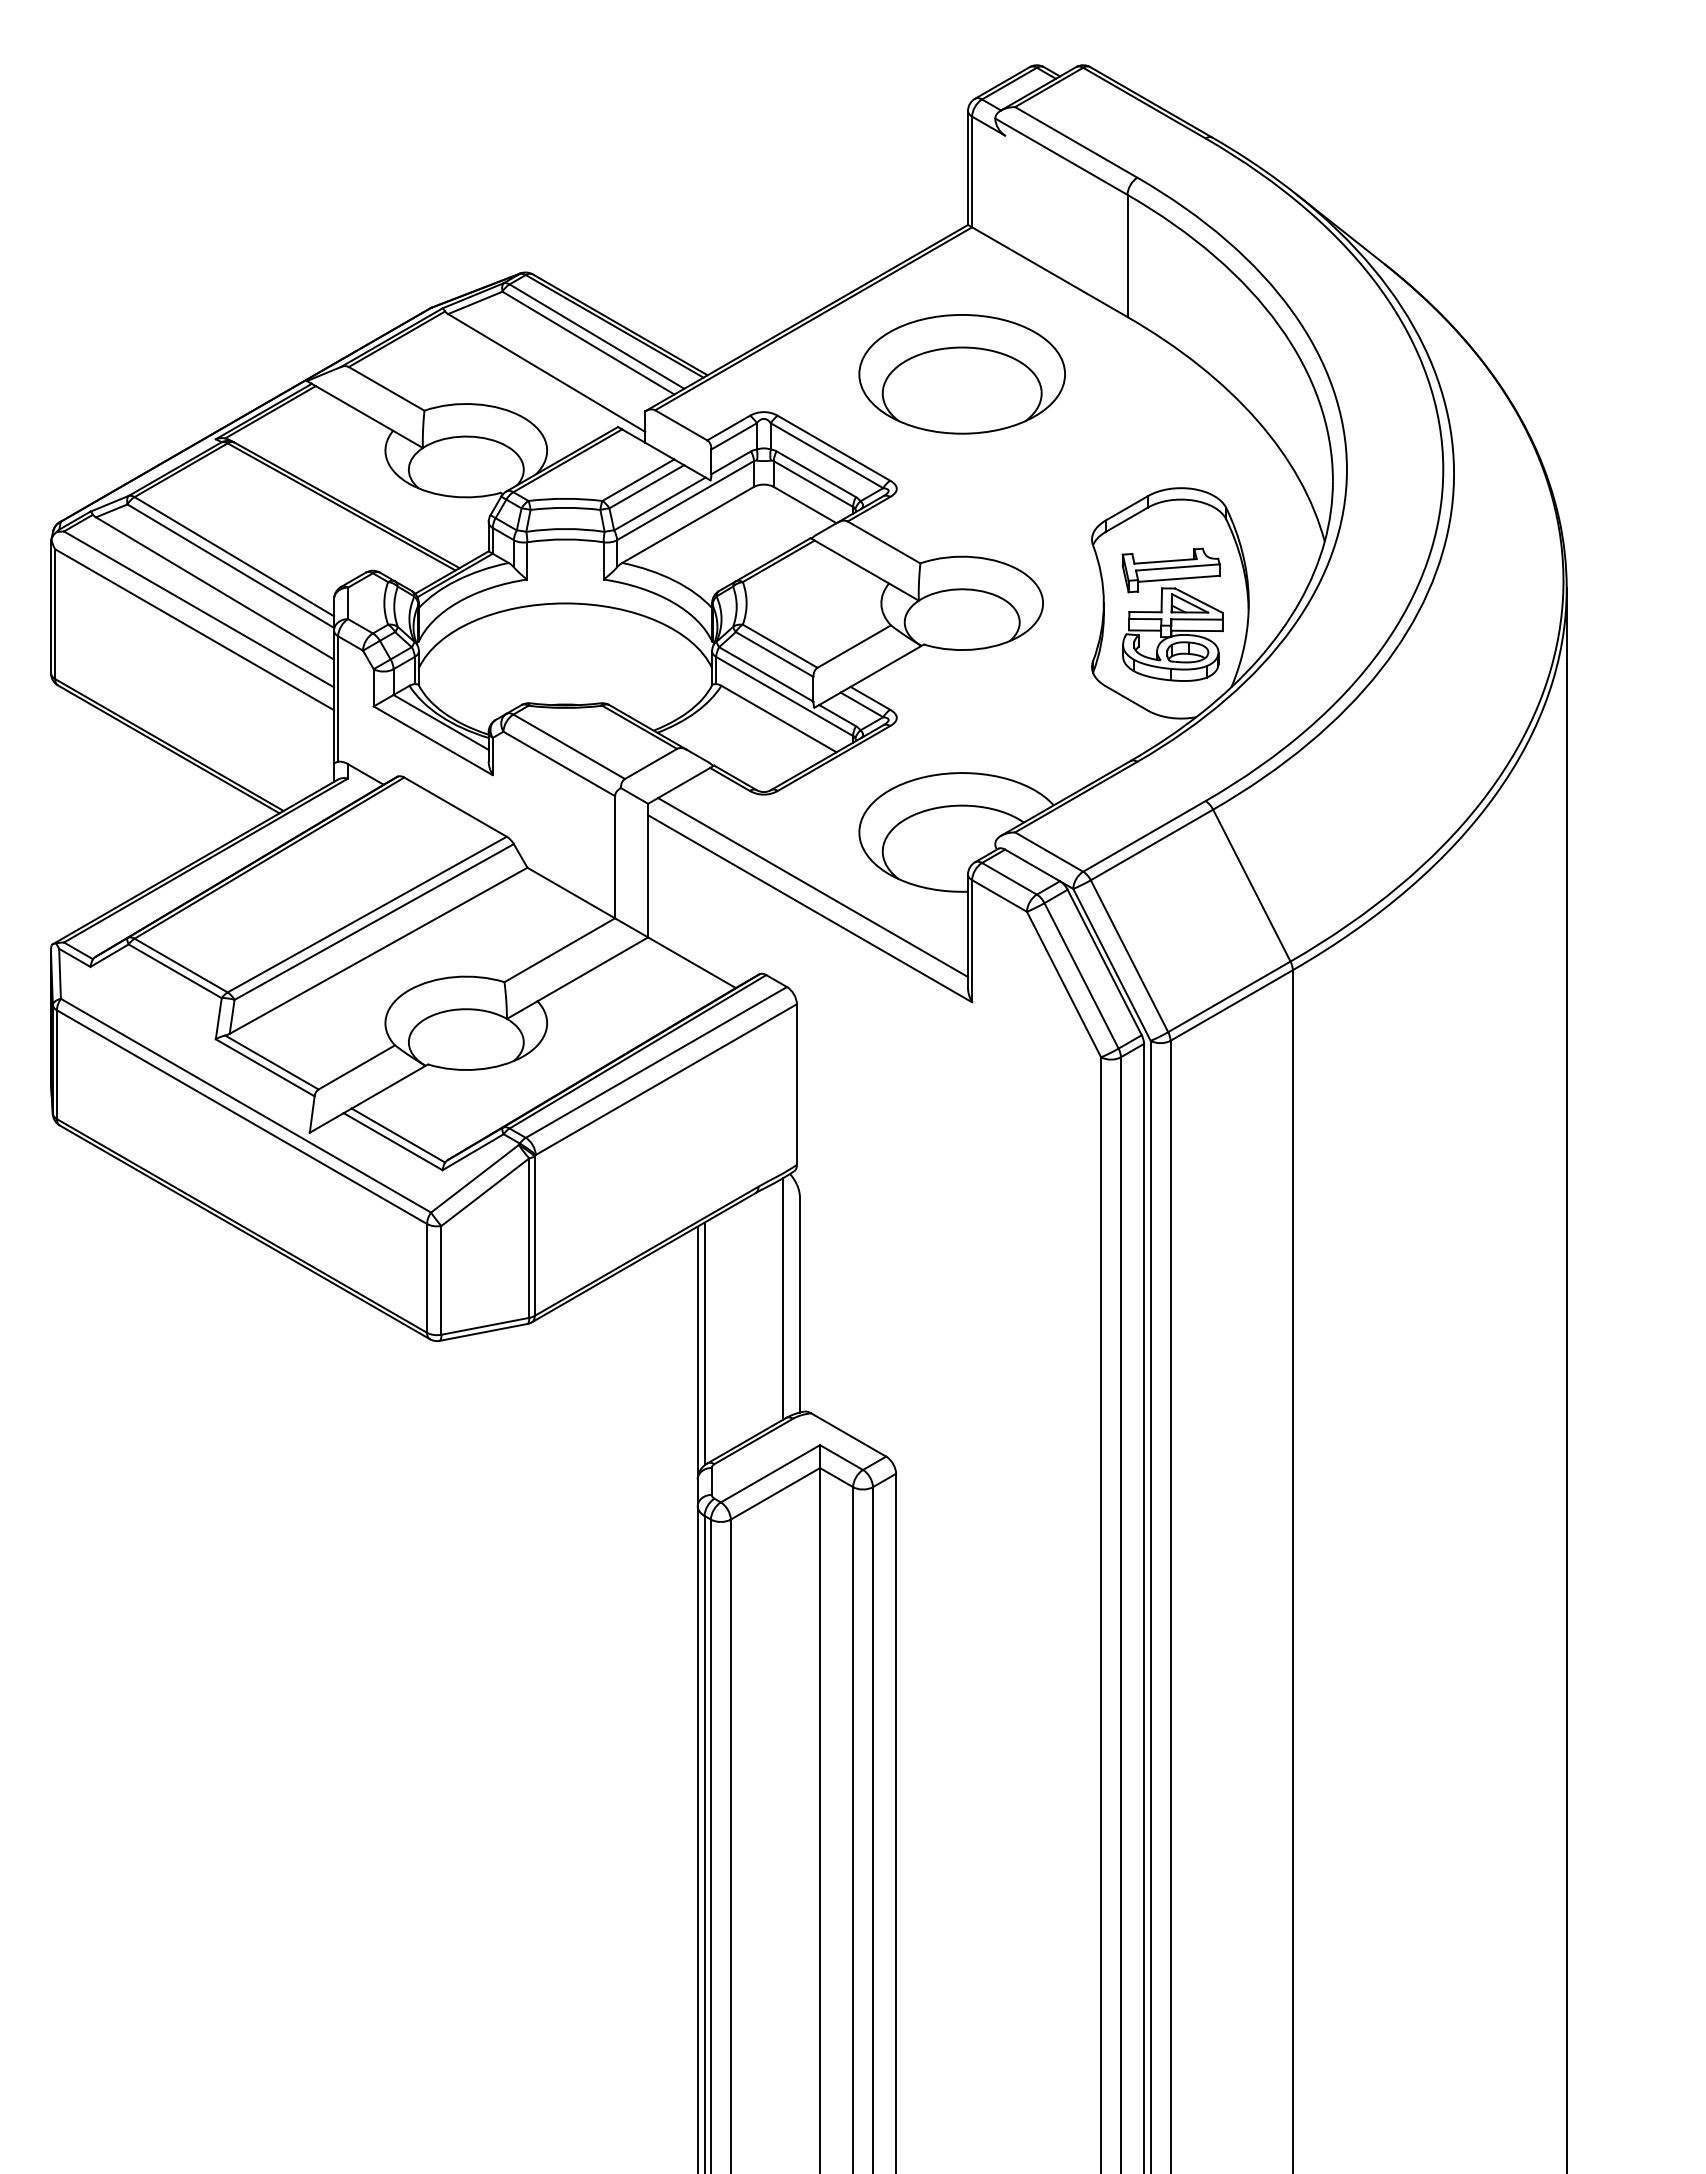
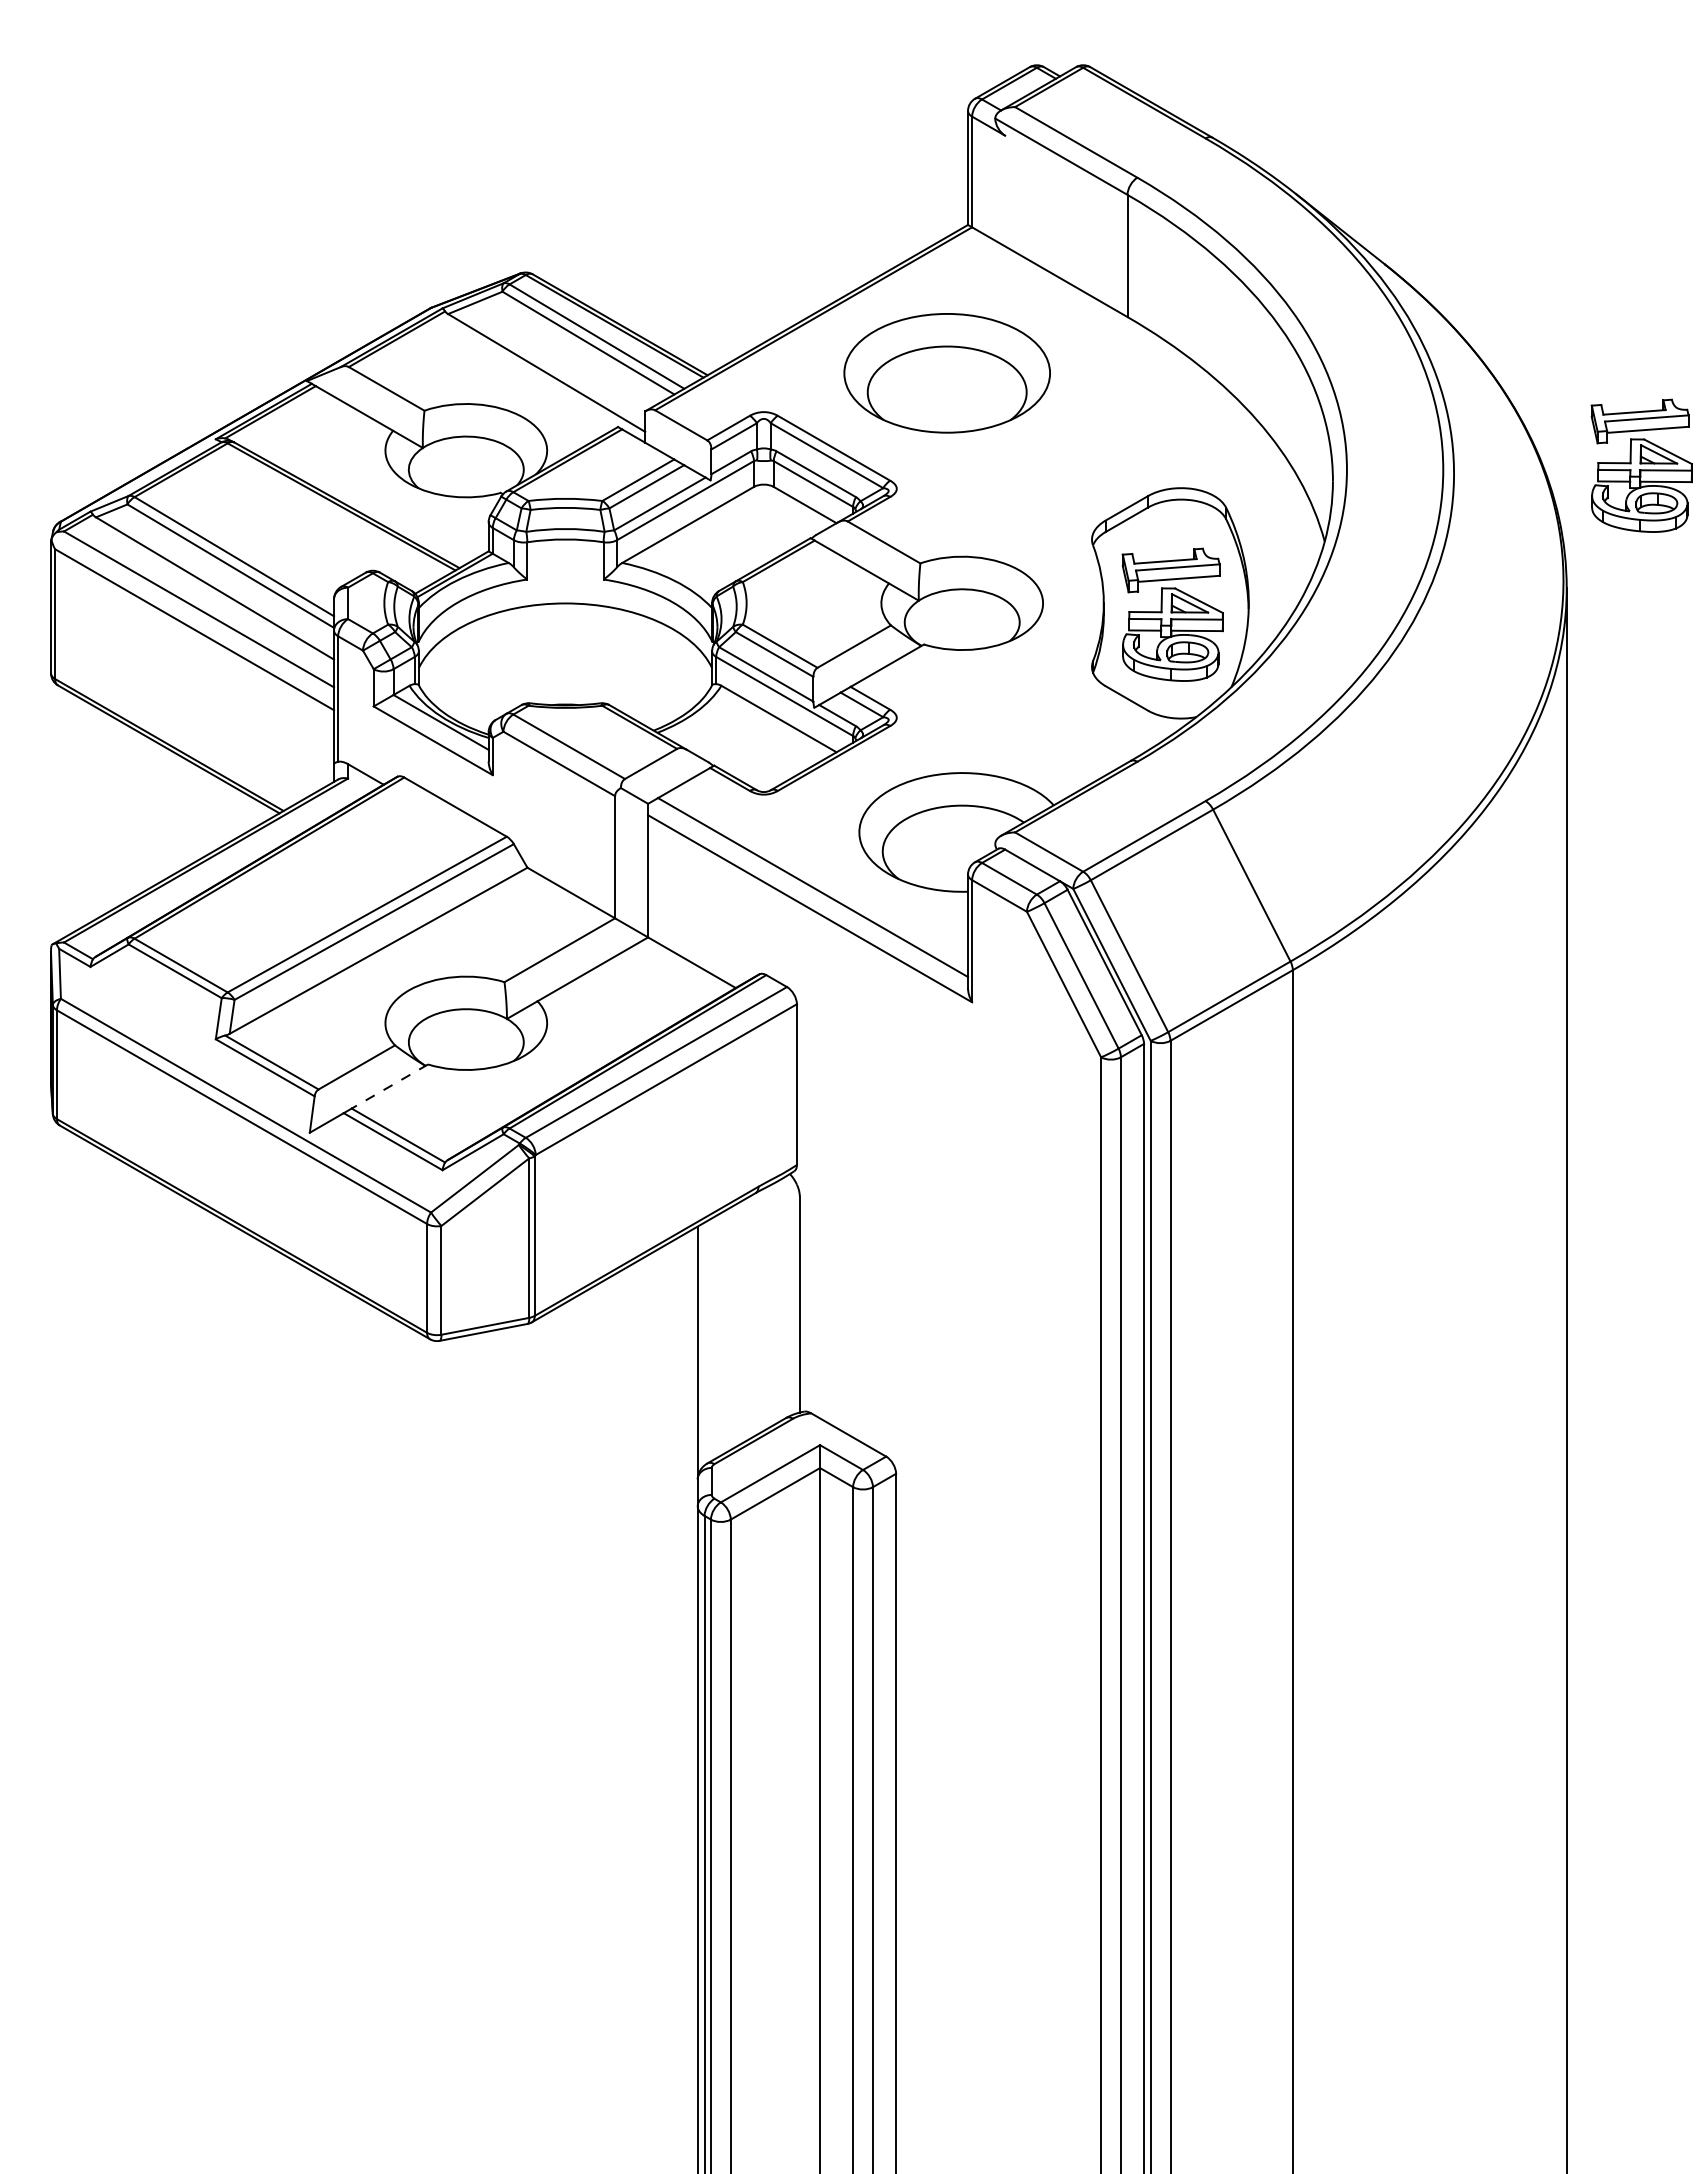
part position: (961, 374) -> (946, 373) (946, 373)
part: none -> present (1641, 465)
line: solid -> dashed (389, 1086)
line: present -> none (783, 1298)
line: present -> none (704, 1343)
